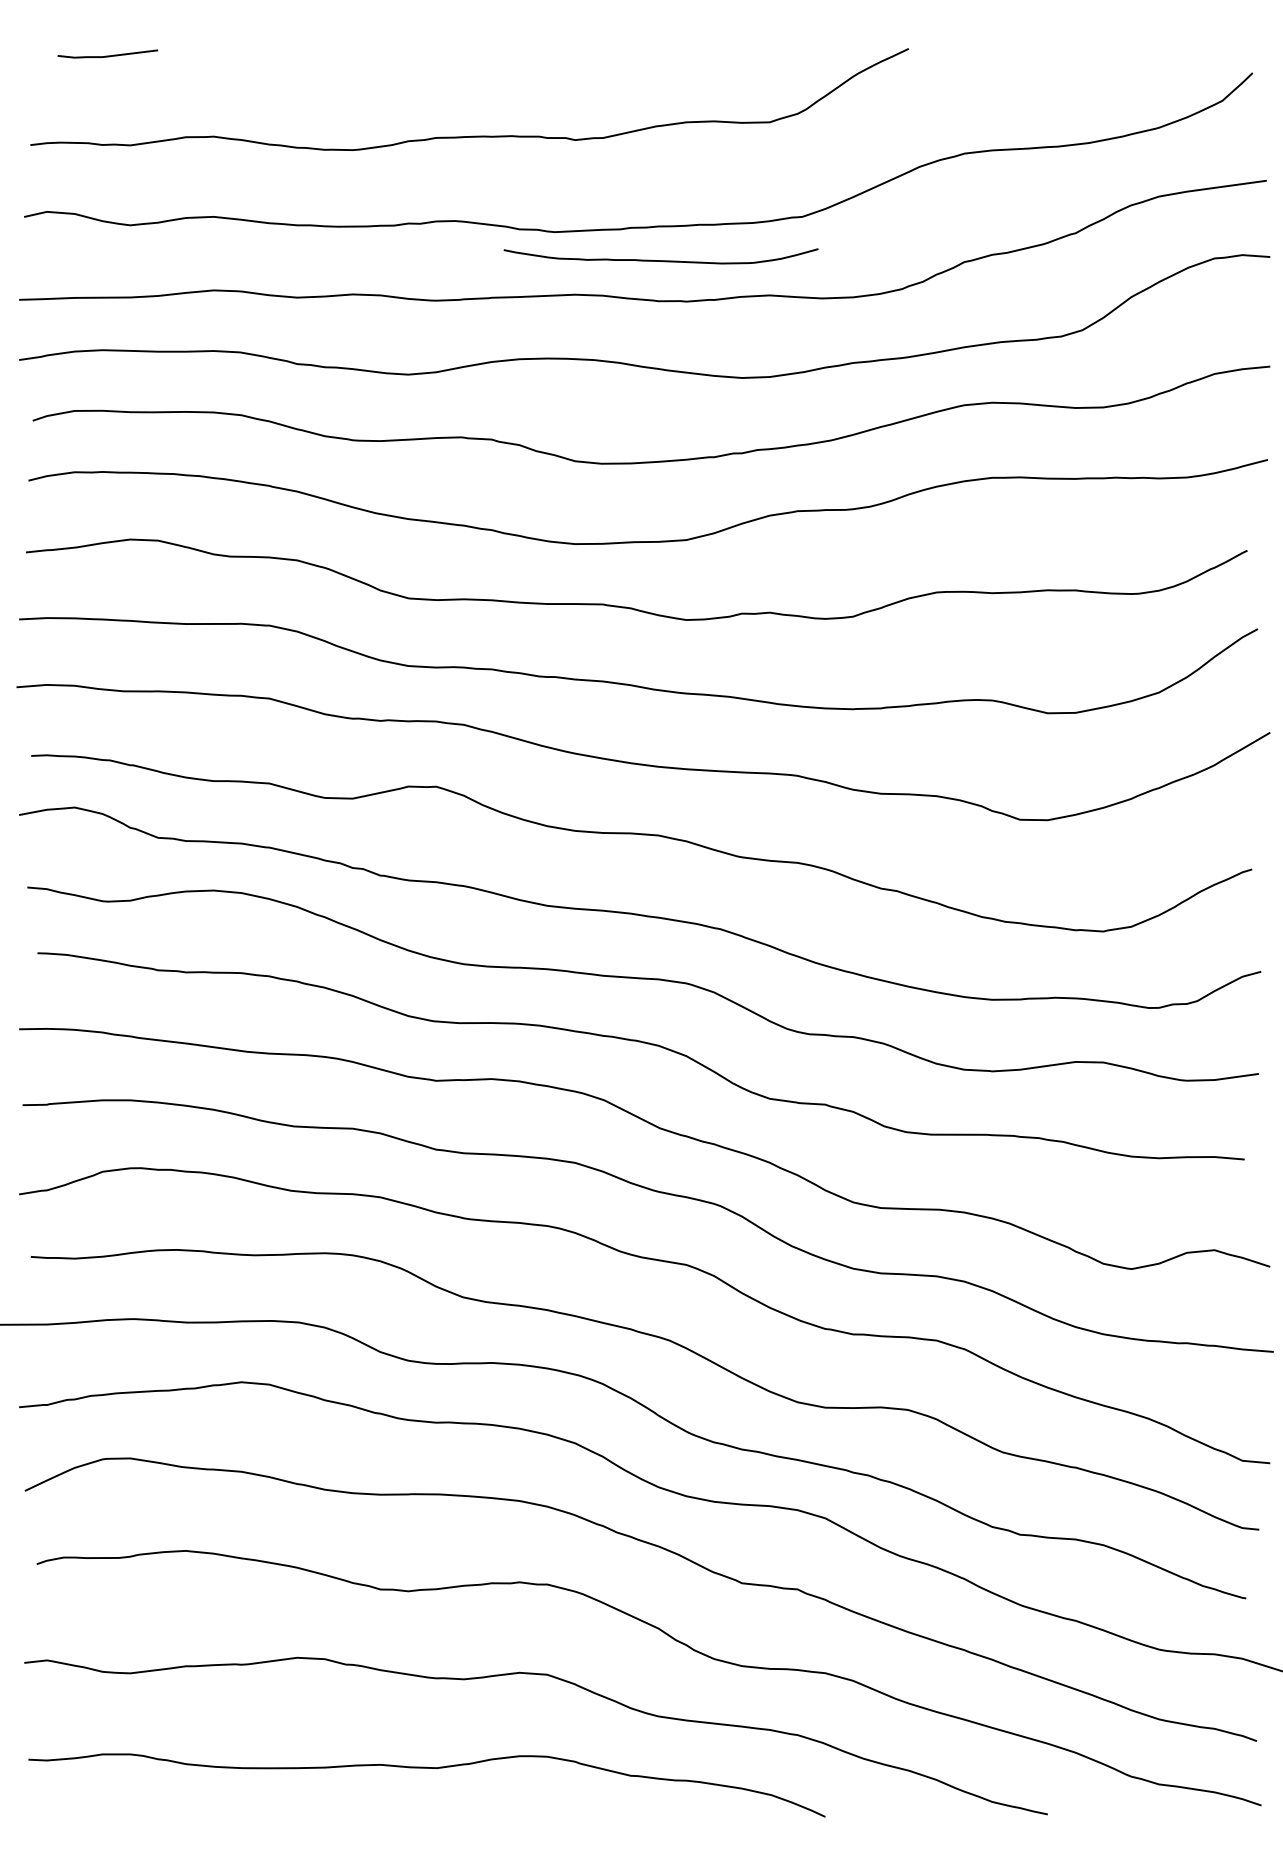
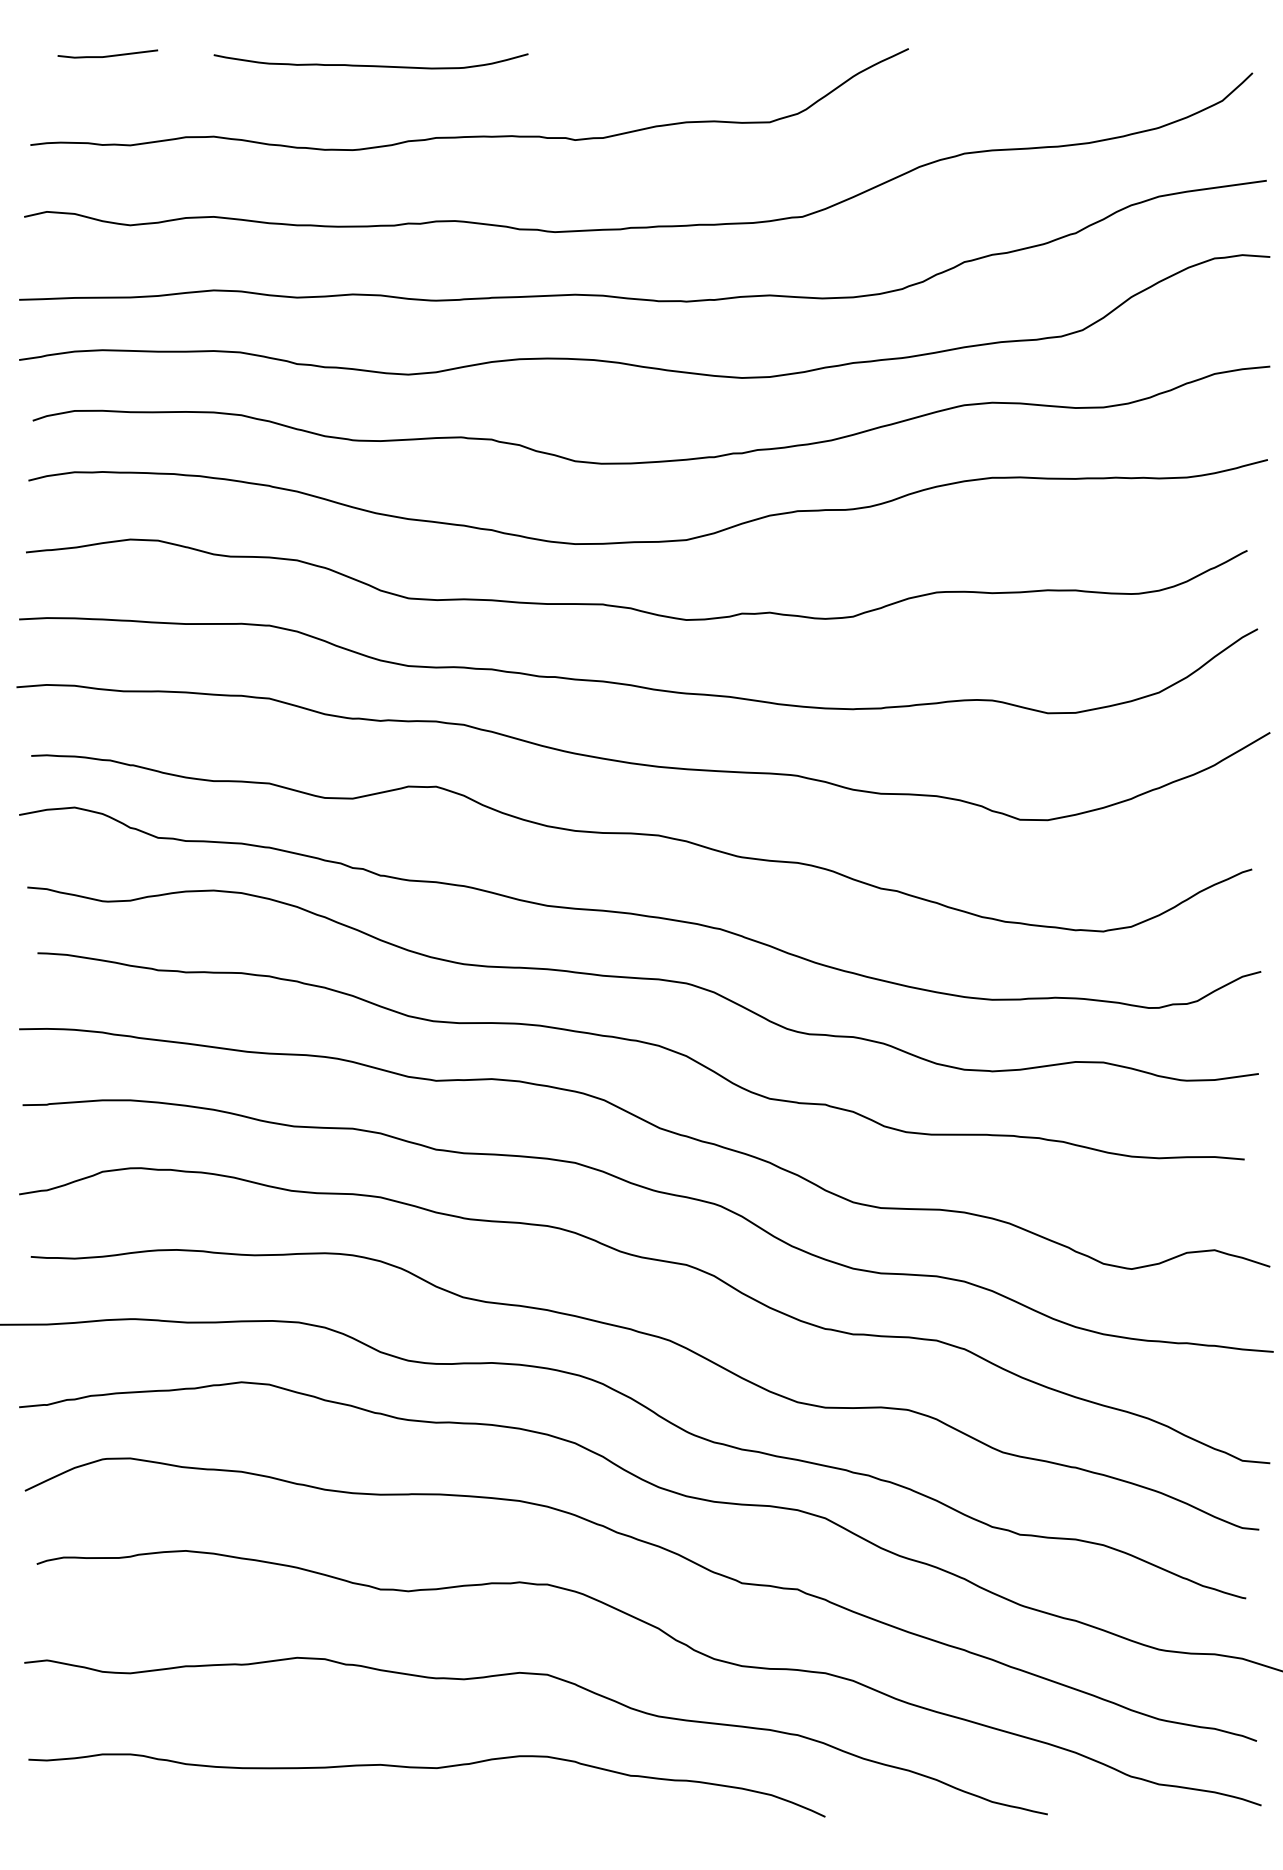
curve position: (660, 260) -> (370, 65) (370, 65)
